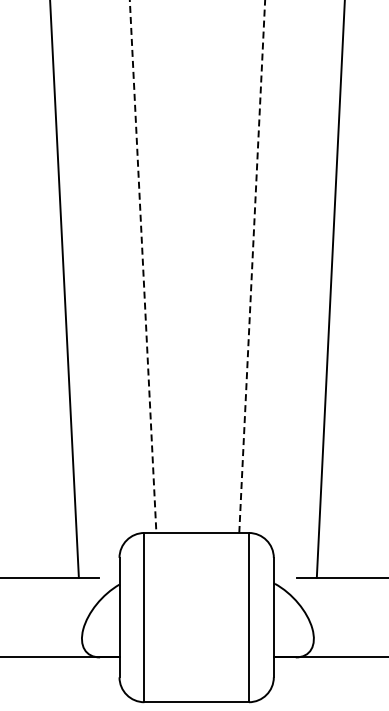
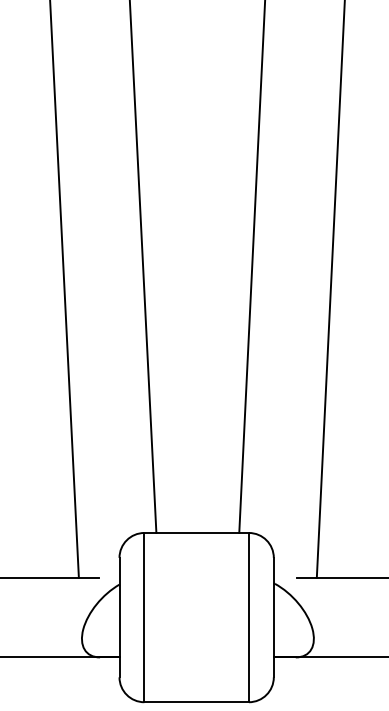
line: dashed -> solid (252, 266)
line: dashed -> solid (143, 267)
